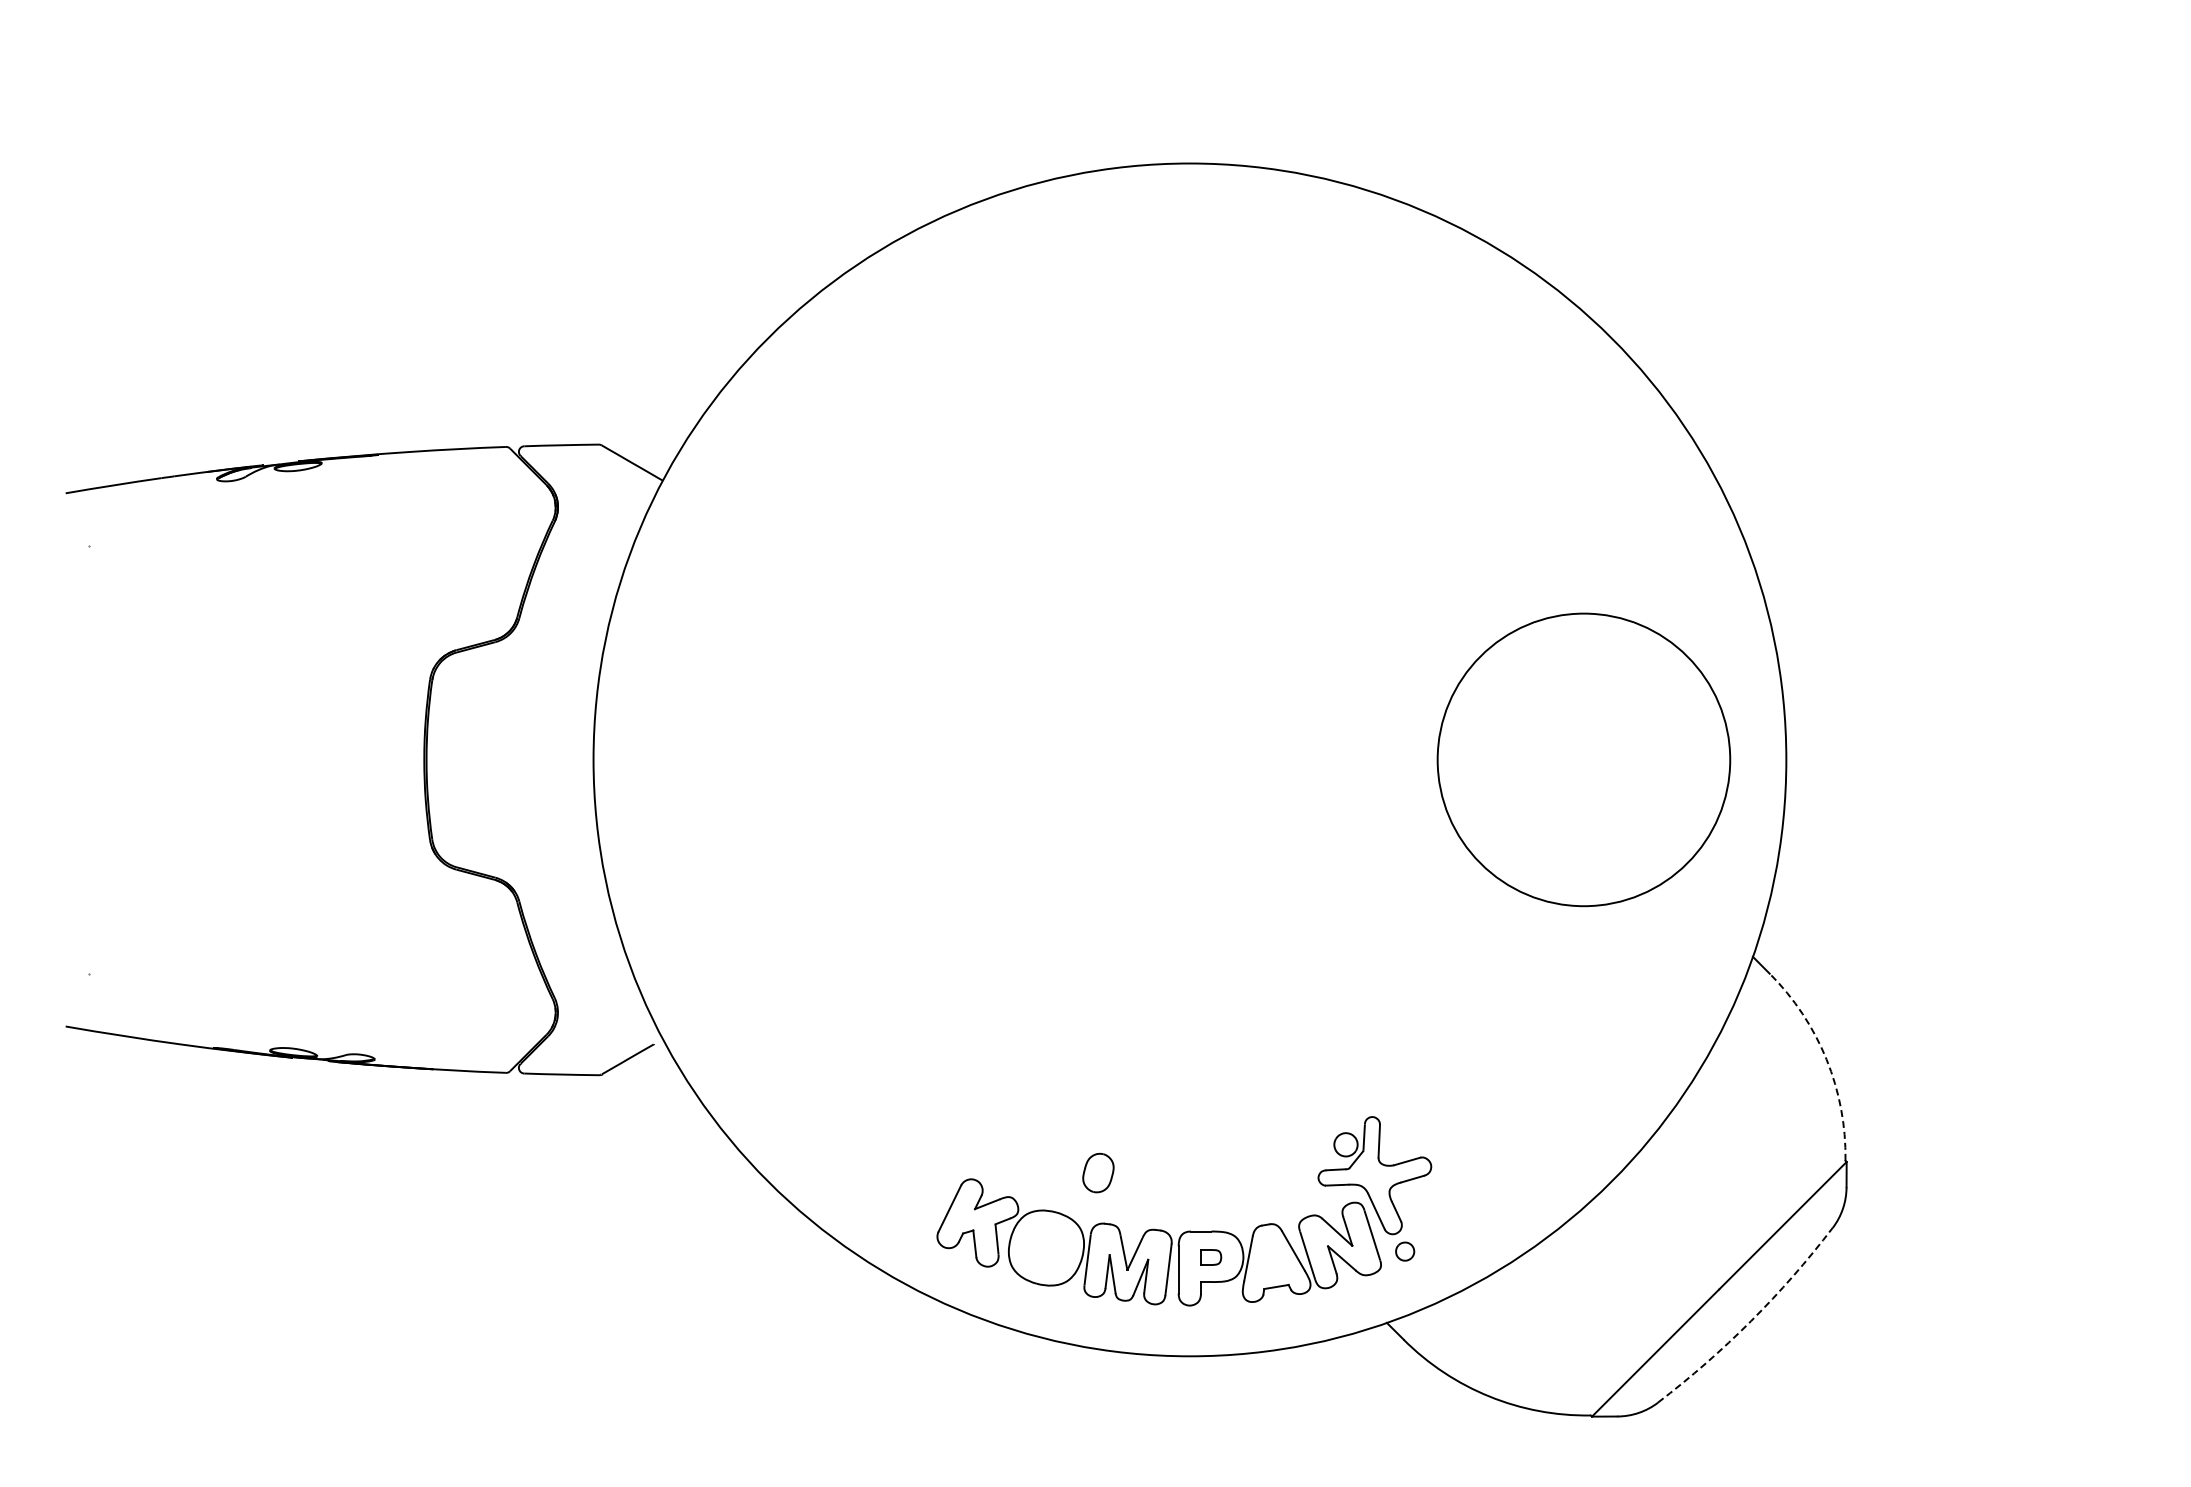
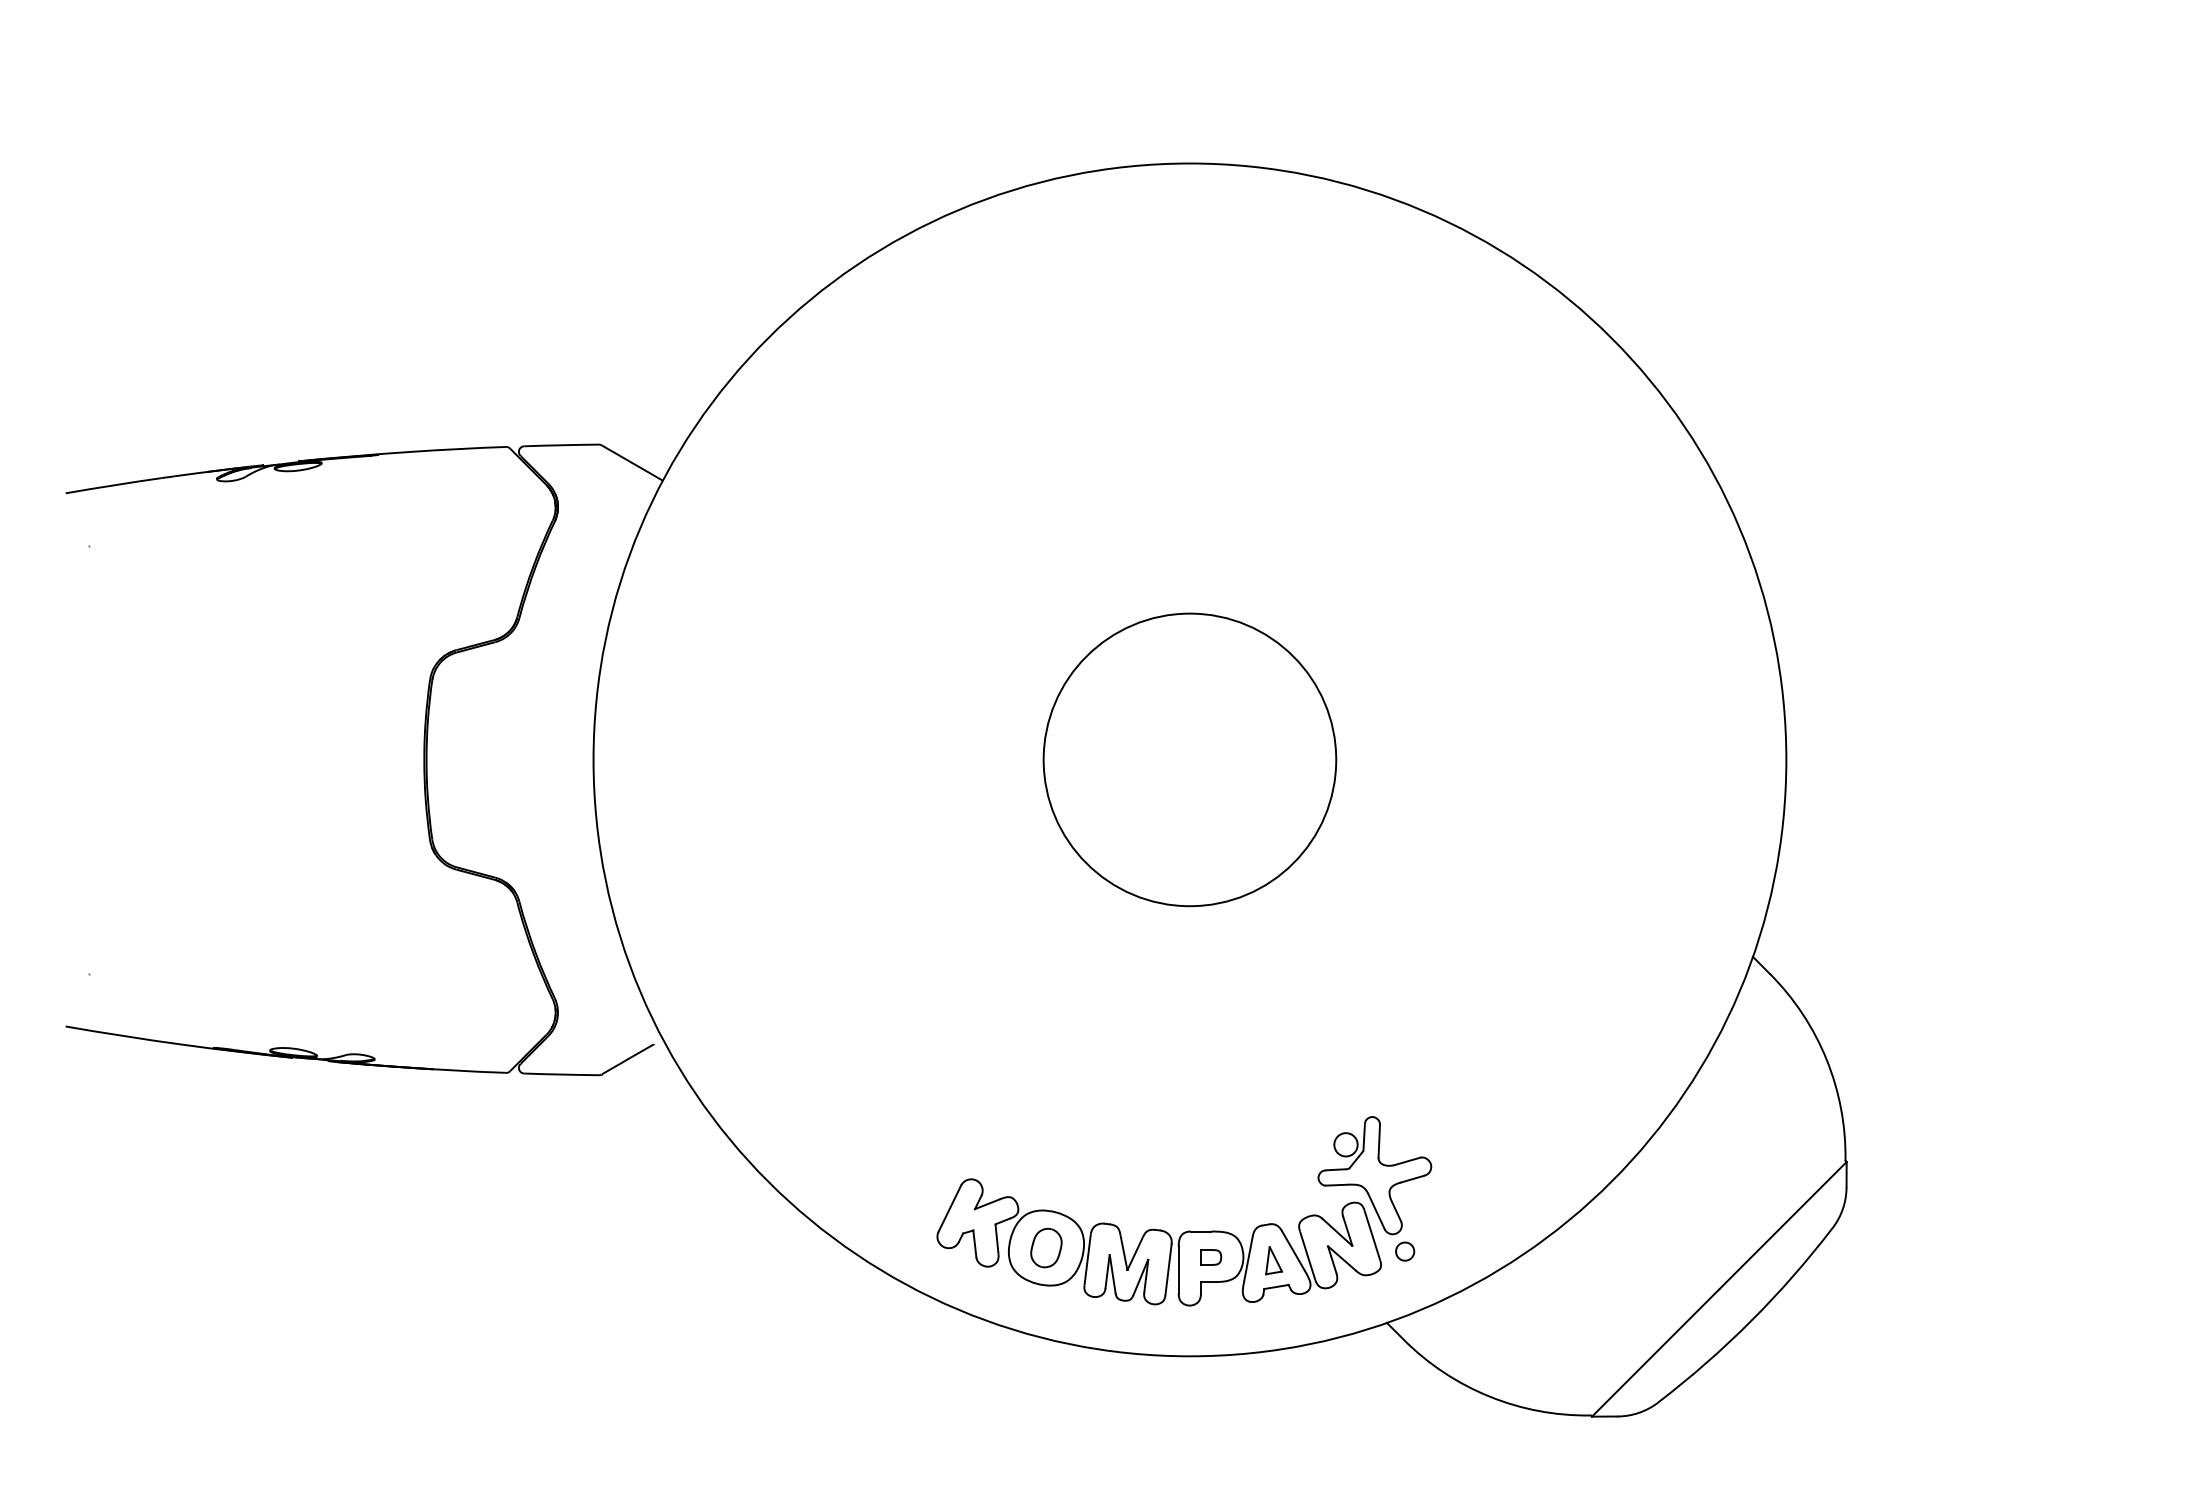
circle position: (1583, 759) -> (1189, 759) (1189, 759)
arc: dashed -> solid (1826, 1059)
part position: (1098, 1172) -> (1046, 1247) (1046, 1247)
part: none -> present (1273, 1260)
arc: dashed -> solid (1751, 1321)
